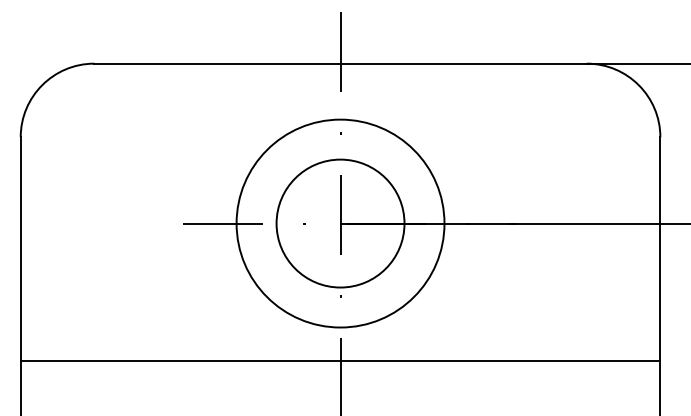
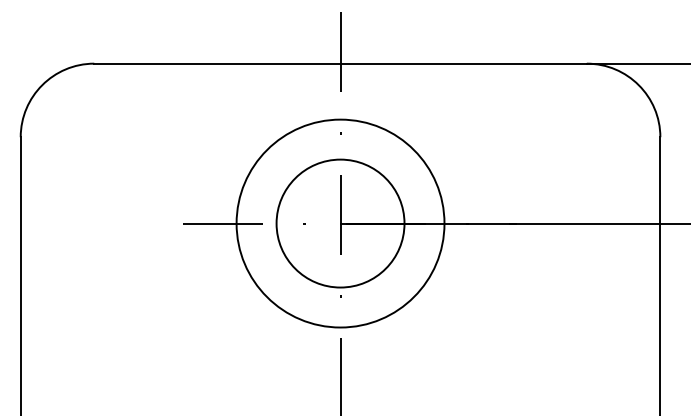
line: present -> none (340, 361)
